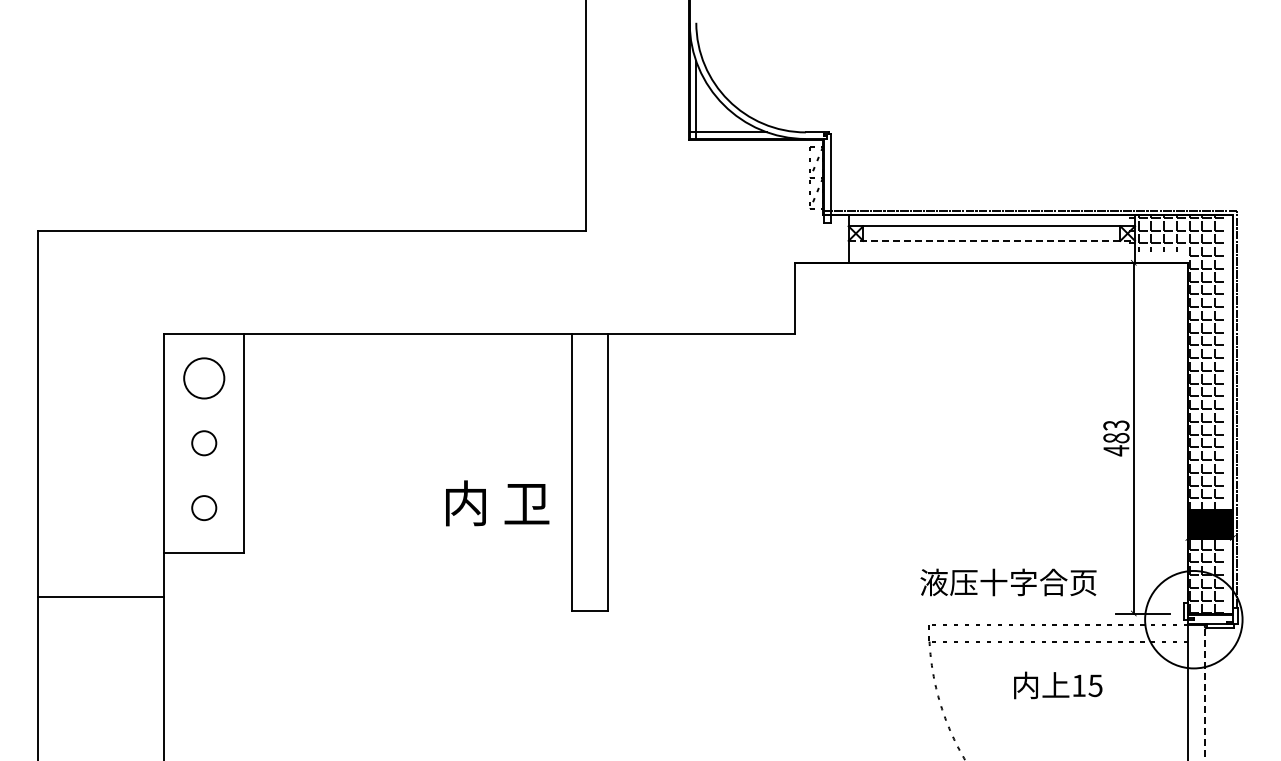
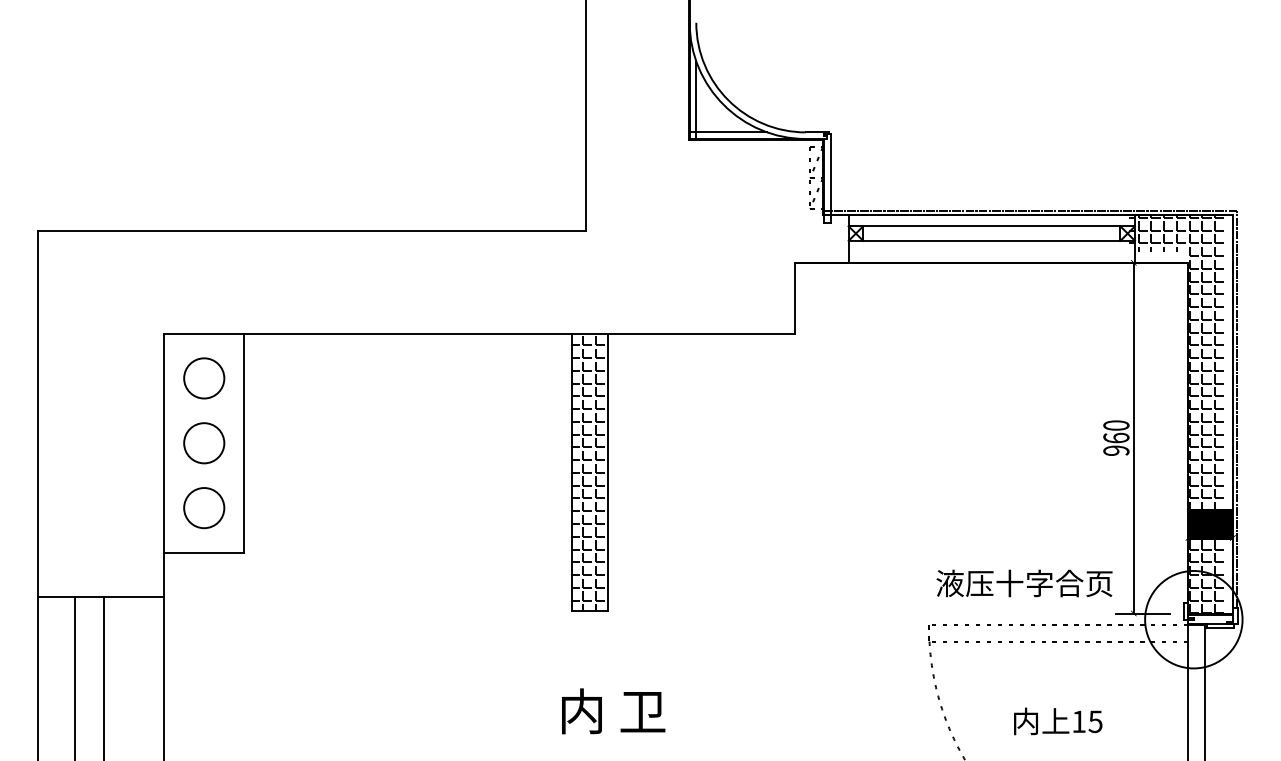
line: dashed -> solid (992, 240)
text: 483 -> 960 (1116, 438)
circle diameter: 24 px -> 40 px (204, 443)
hatch: none -> present (588, 473)
text position: (497, 503) -> (613, 711) (613, 711)
circle diameter: 24 px -> 40 px (204, 508)
text position: (1008, 582) -> (1024, 583) (1024, 583)
line: none -> present (74, 676)
line: none -> present (104, 676)
text position: (1058, 685) -> (1058, 721) (1058, 721)
line: dashed -> solid (1204, 693)
